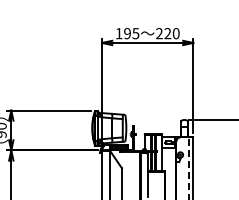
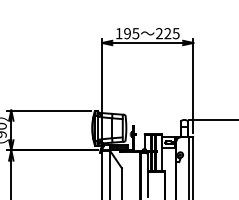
text: 220 -> 225 (175, 33)
line: dashed -> solid (188, 168)
